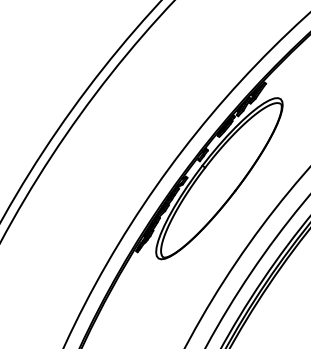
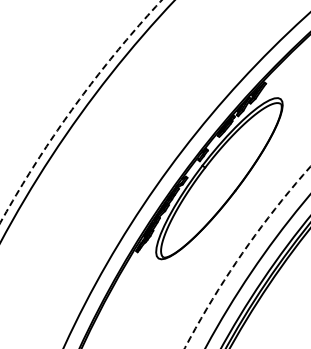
arc: solid -> dashed (73, 107)
circle: solid -> dashed (247, 257)
